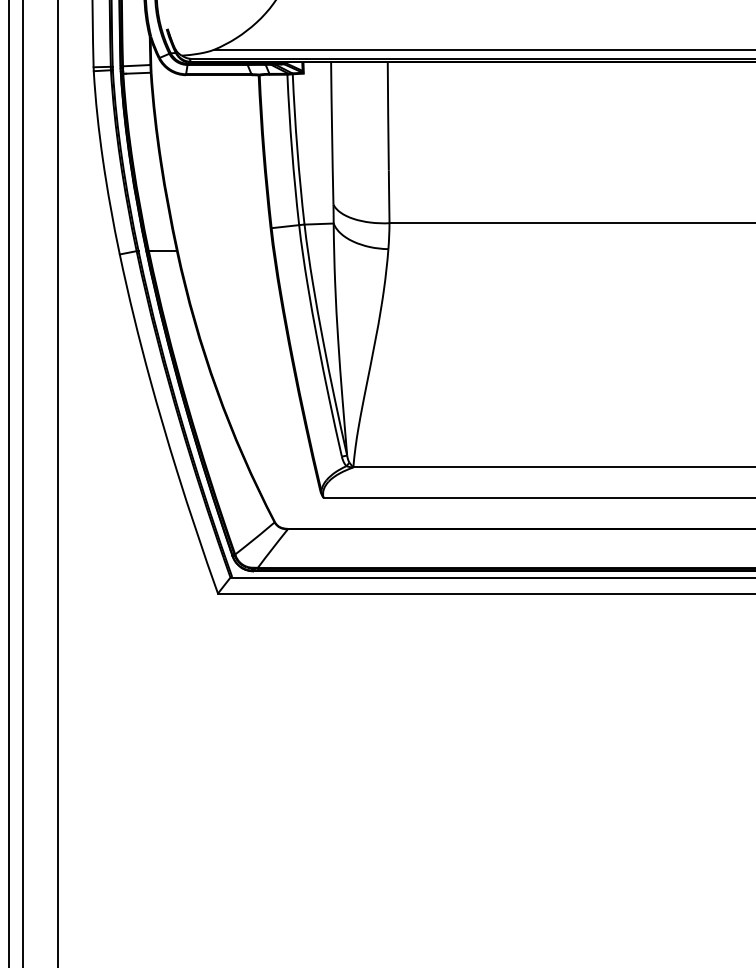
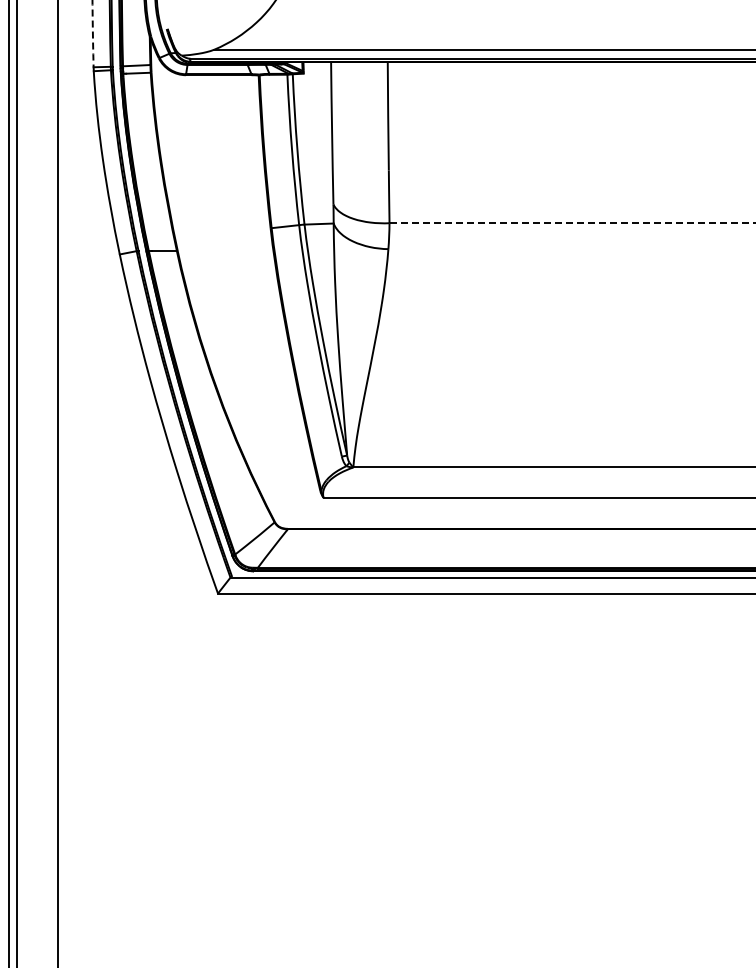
arc: solid -> dashed (92, 33)
line: solid -> dashed (572, 223)
line position: (22, 483) -> (16, 483) (16, 483)
